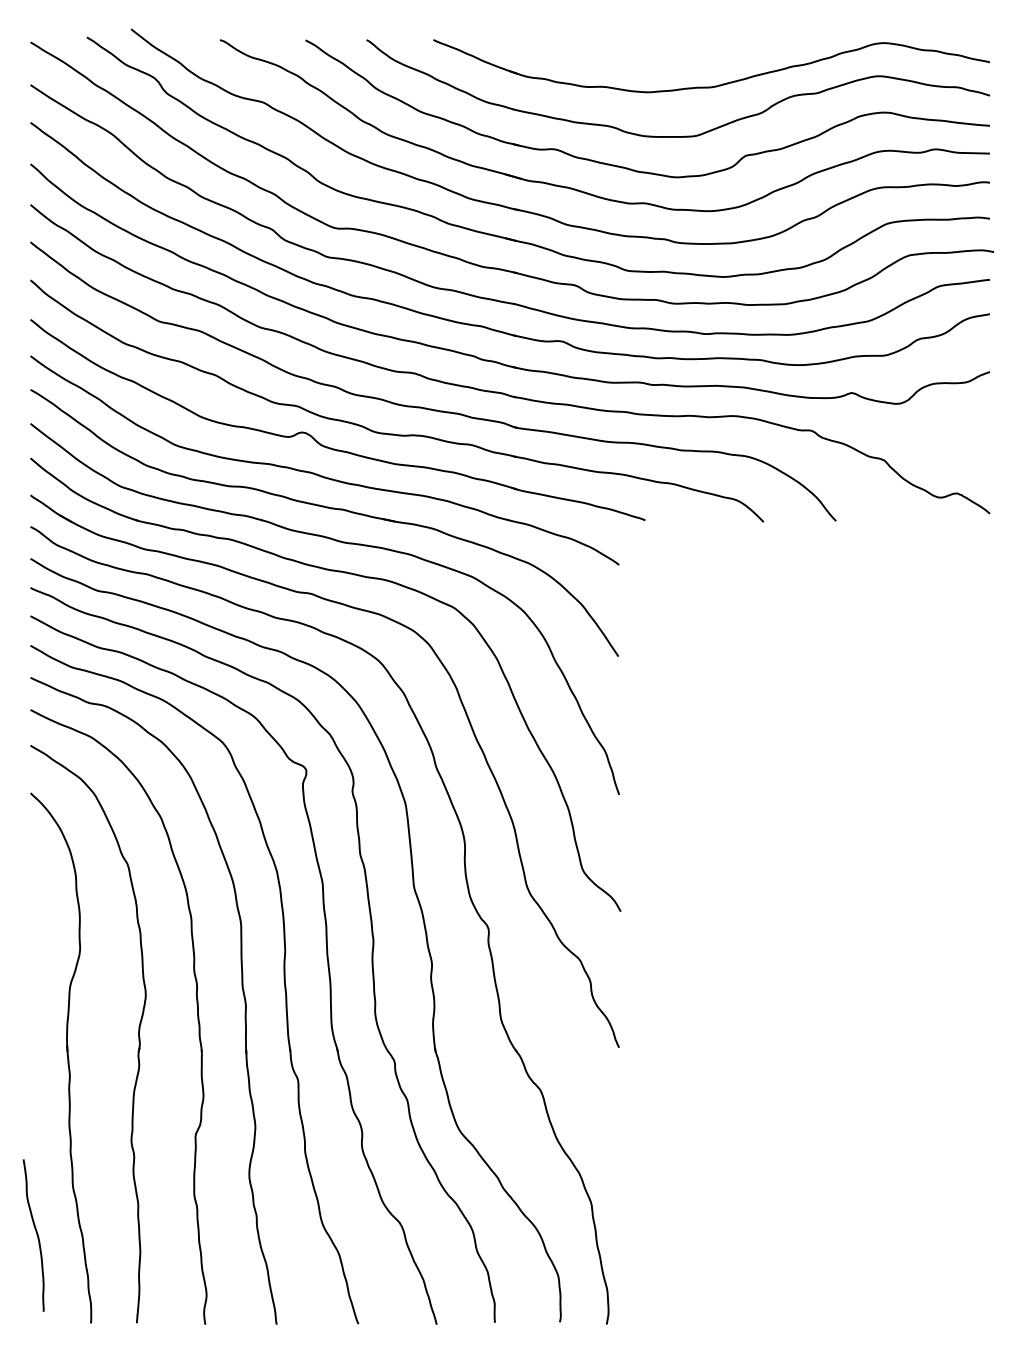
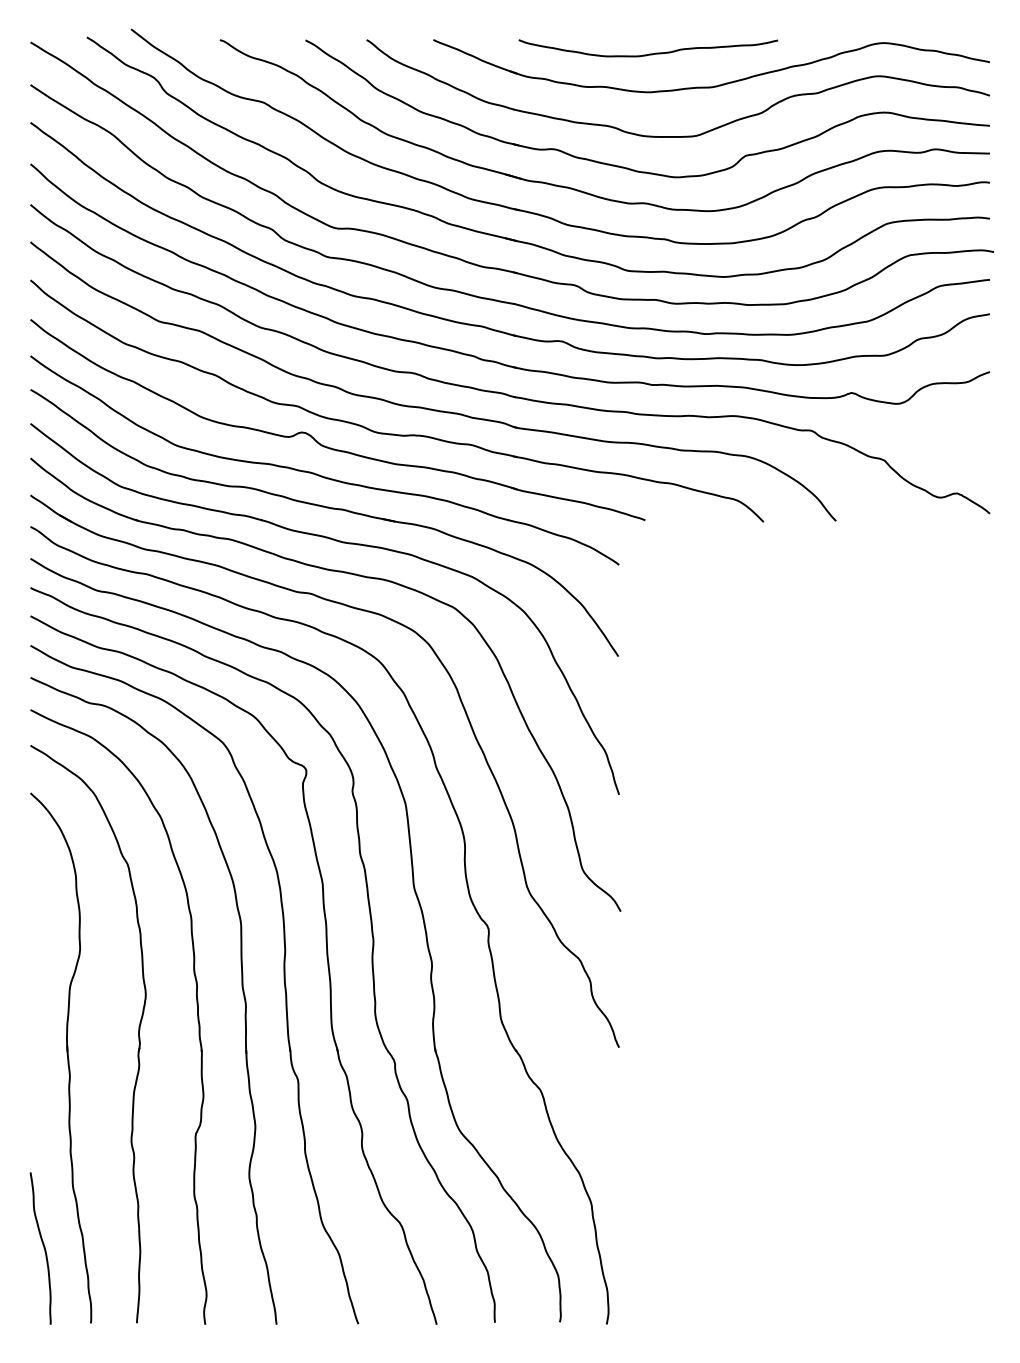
curve: none -> present (649, 53)
curve position: (36, 1235) -> (43, 1248) (43, 1248)
